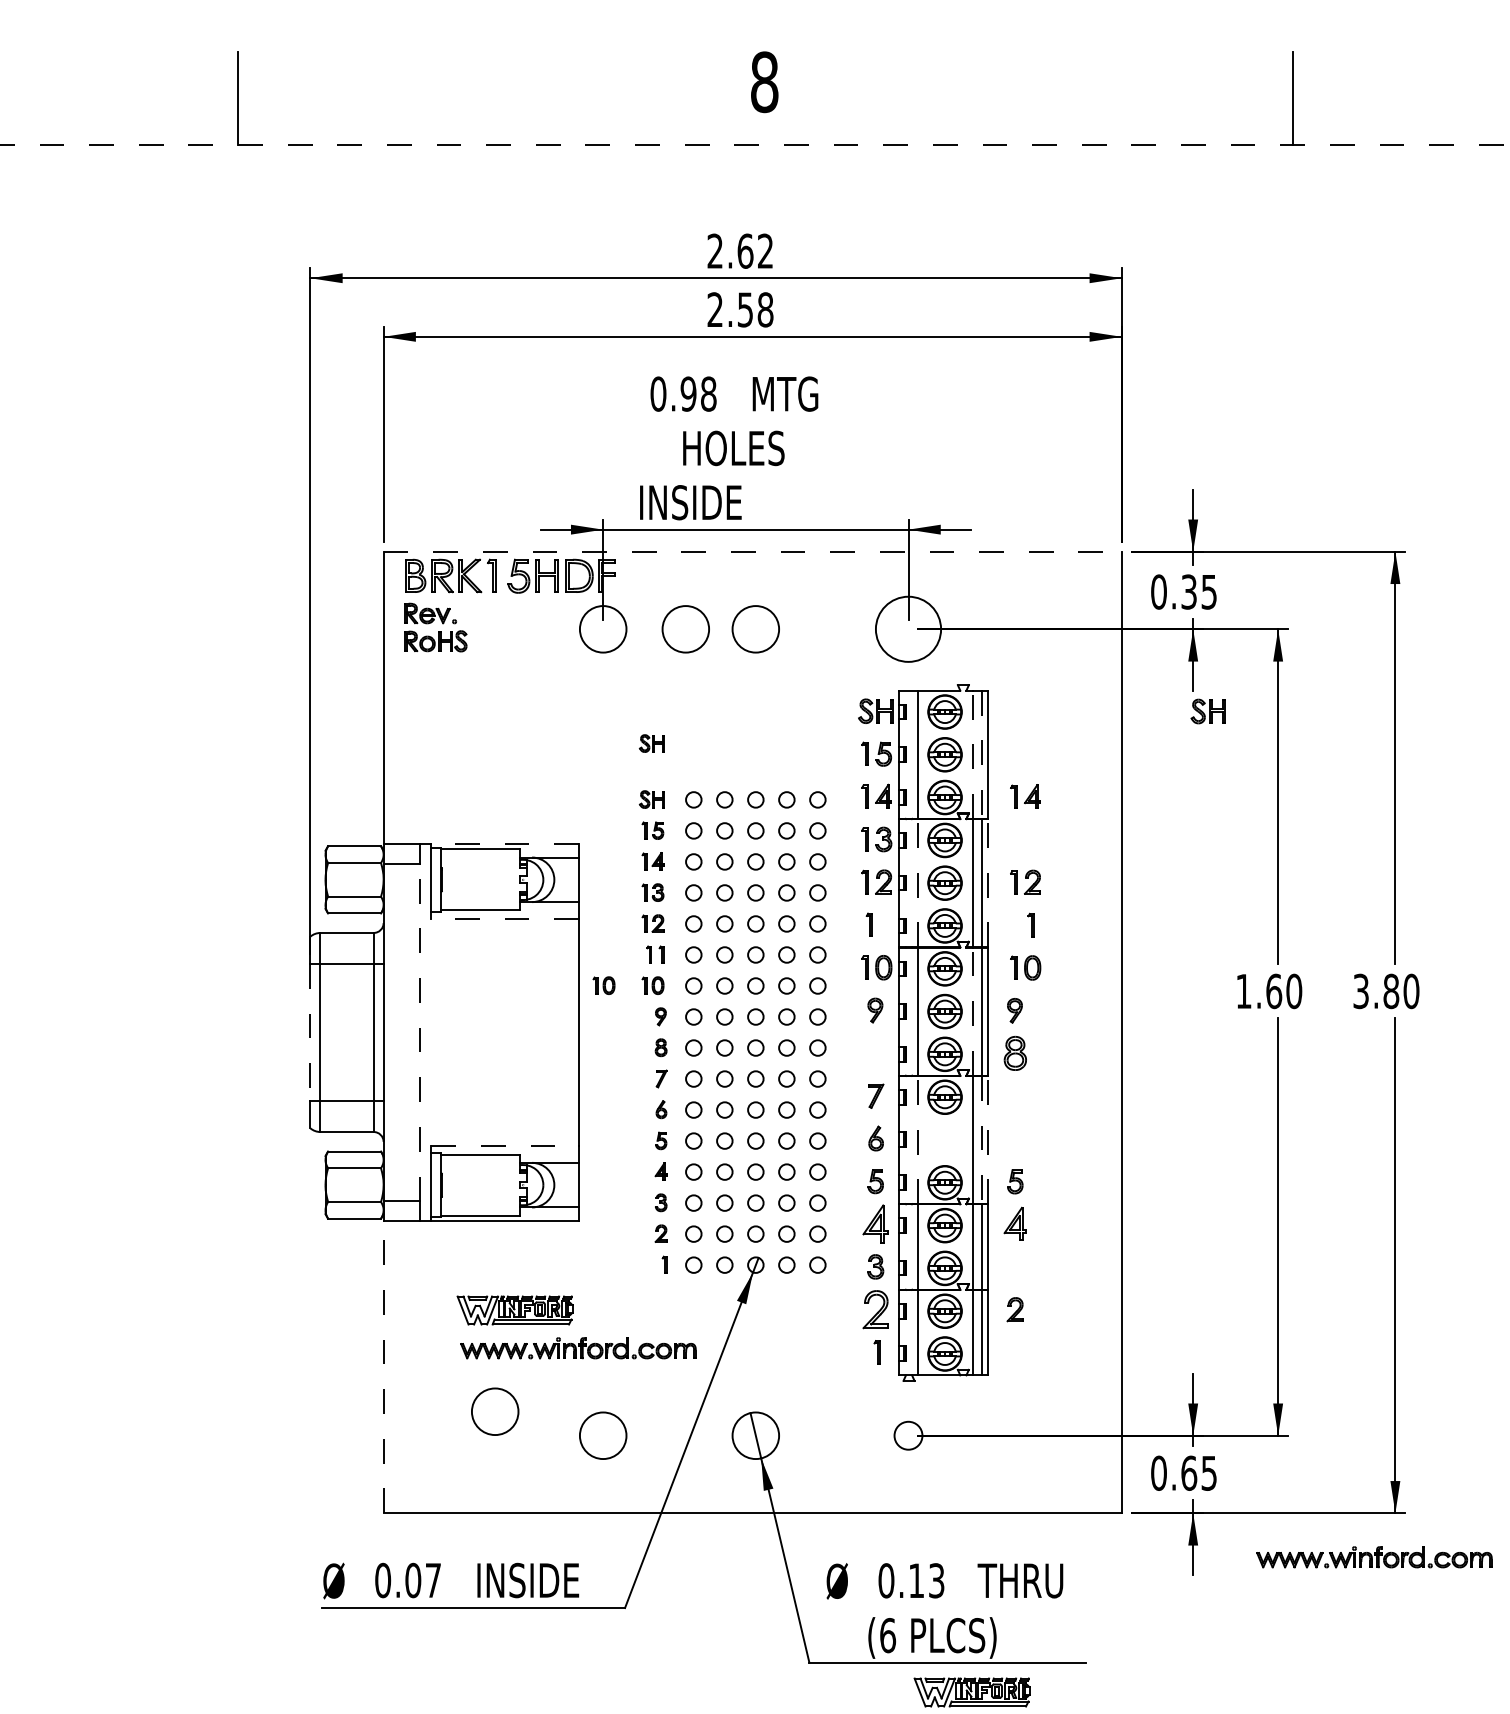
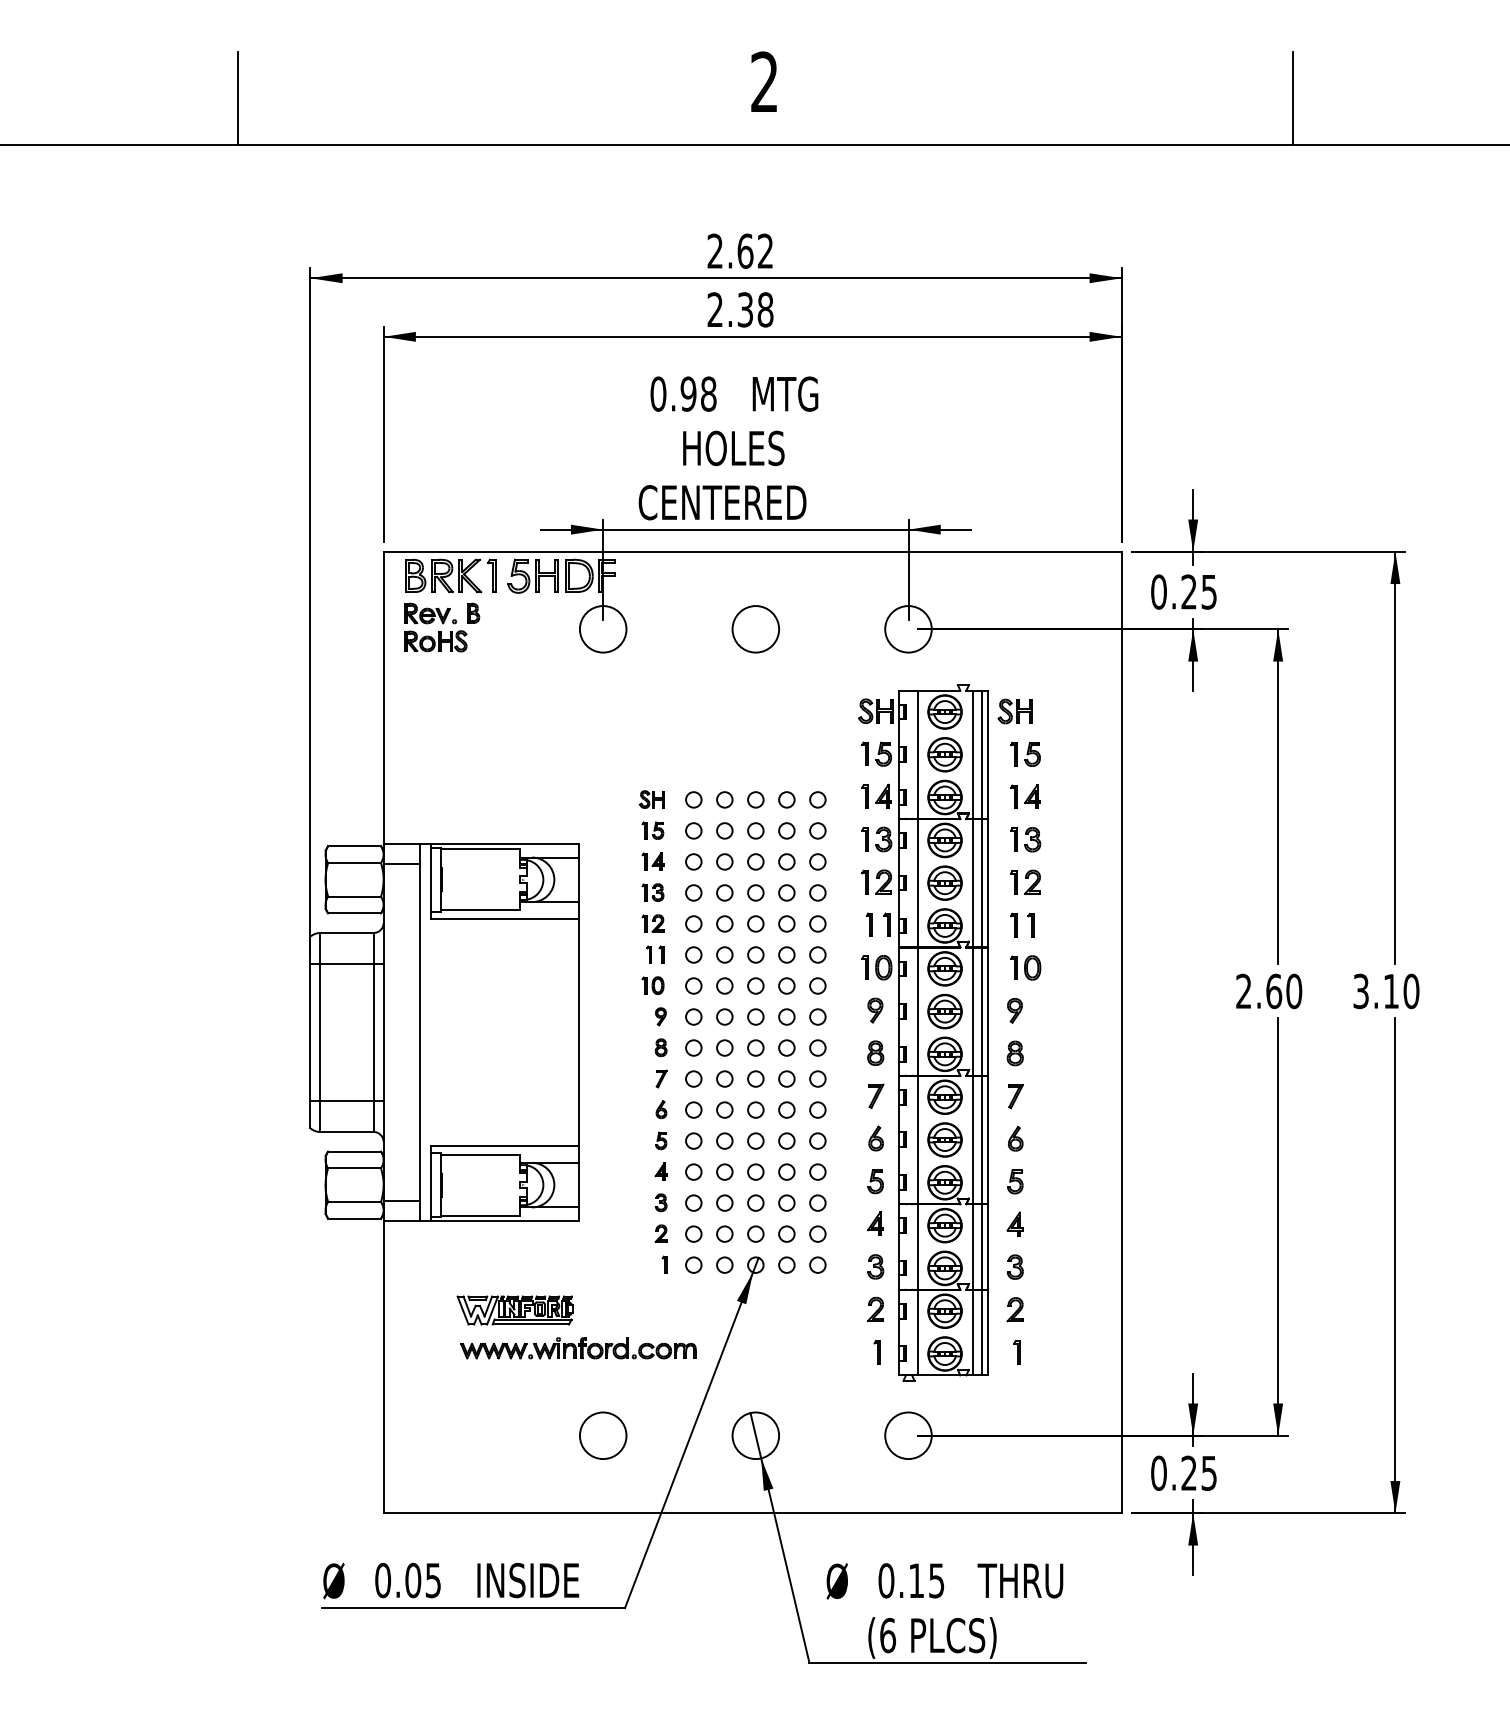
text: 8 -> 2 (764, 82)
line: dashed -> solid (755, 144)
text: 2.58 -> 2.38 (745, 309)
text: INSIDE -> CENTERED (722, 502)
line: dashed -> solid (753, 551)
text: 0.35 -> 0.25 (1188, 591)
part: none -> present (473, 612)
circle diameter: 65 px -> 47 px (908, 629)
circle: present -> none (685, 629)
part position: (1207, 711) -> (1014, 711) (1014, 711)
part: present -> none (651, 743)
part: none -> present (1025, 753)
line: dashed -> solid (972, 754)
line: dashed -> solid (981, 755)
part: none -> present (1025, 839)
line: dashed -> solid (505, 844)
line: dashed -> solid (917, 882)
line: dashed -> solid (987, 882)
line: dashed -> solid (505, 918)
part: none -> present (886, 924)
part: none -> present (1013, 924)
part: present -> none (603, 985)
text: 1.60 -> 2.60 (1243, 990)
text: 3.80 -> 3.10 (1391, 991)
line: dashed -> solid (972, 1011)
line: dashed -> solid (310, 1032)
line: dashed -> solid (419, 1032)
part: none -> present (875, 1052)
part size: 24x36 px -> 18x27 px (1014, 1053)
part: none -> present (1015, 1096)
part: none -> present (1015, 1138)
line: dashed -> solid (917, 1139)
part: none -> present (944, 1139)
line: dashed -> solid (987, 1139)
line: dashed -> solid (981, 1140)
line: dashed -> solid (505, 1146)
part size: 27x40 px -> 17x25 px (875, 1223)
part size: 24x35 px -> 18x26 px (1014, 1223)
part: none -> present (1014, 1266)
part size: 27x40 px -> 17x26 px (875, 1308)
part: none -> present (1016, 1352)
line: dashed -> solid (383, 1366)
circle: present -> none (495, 1411)
circle diameter: 28 px -> 47 px (908, 1435)
text: 0.65 -> 0.25 (1189, 1472)
part: present -> none (1374, 1557)
text: 0.07 -> 0.05 (432, 1580)
text: 0.13 -> 0.15 (936, 1580)
part: present -> none (971, 1692)
